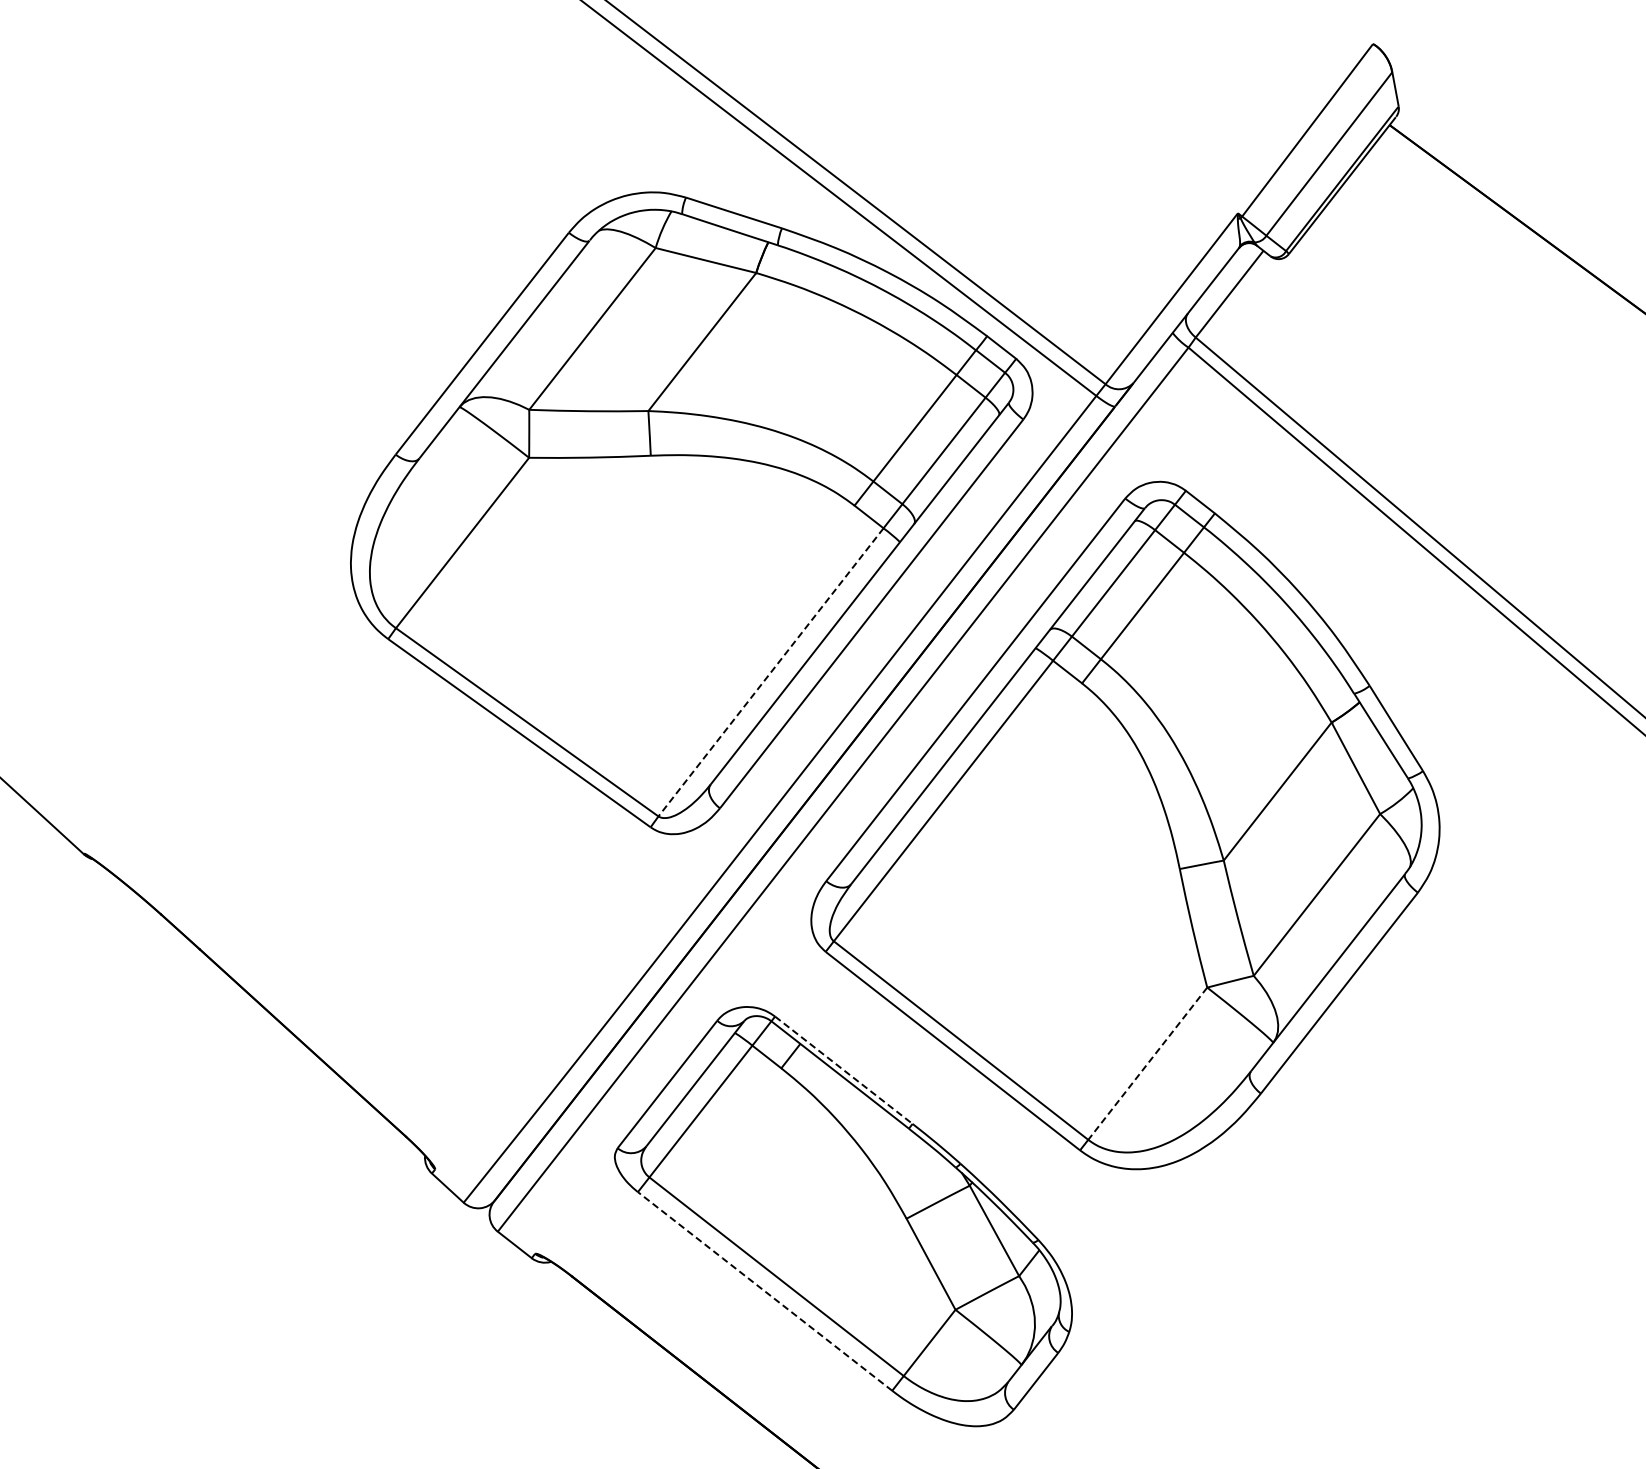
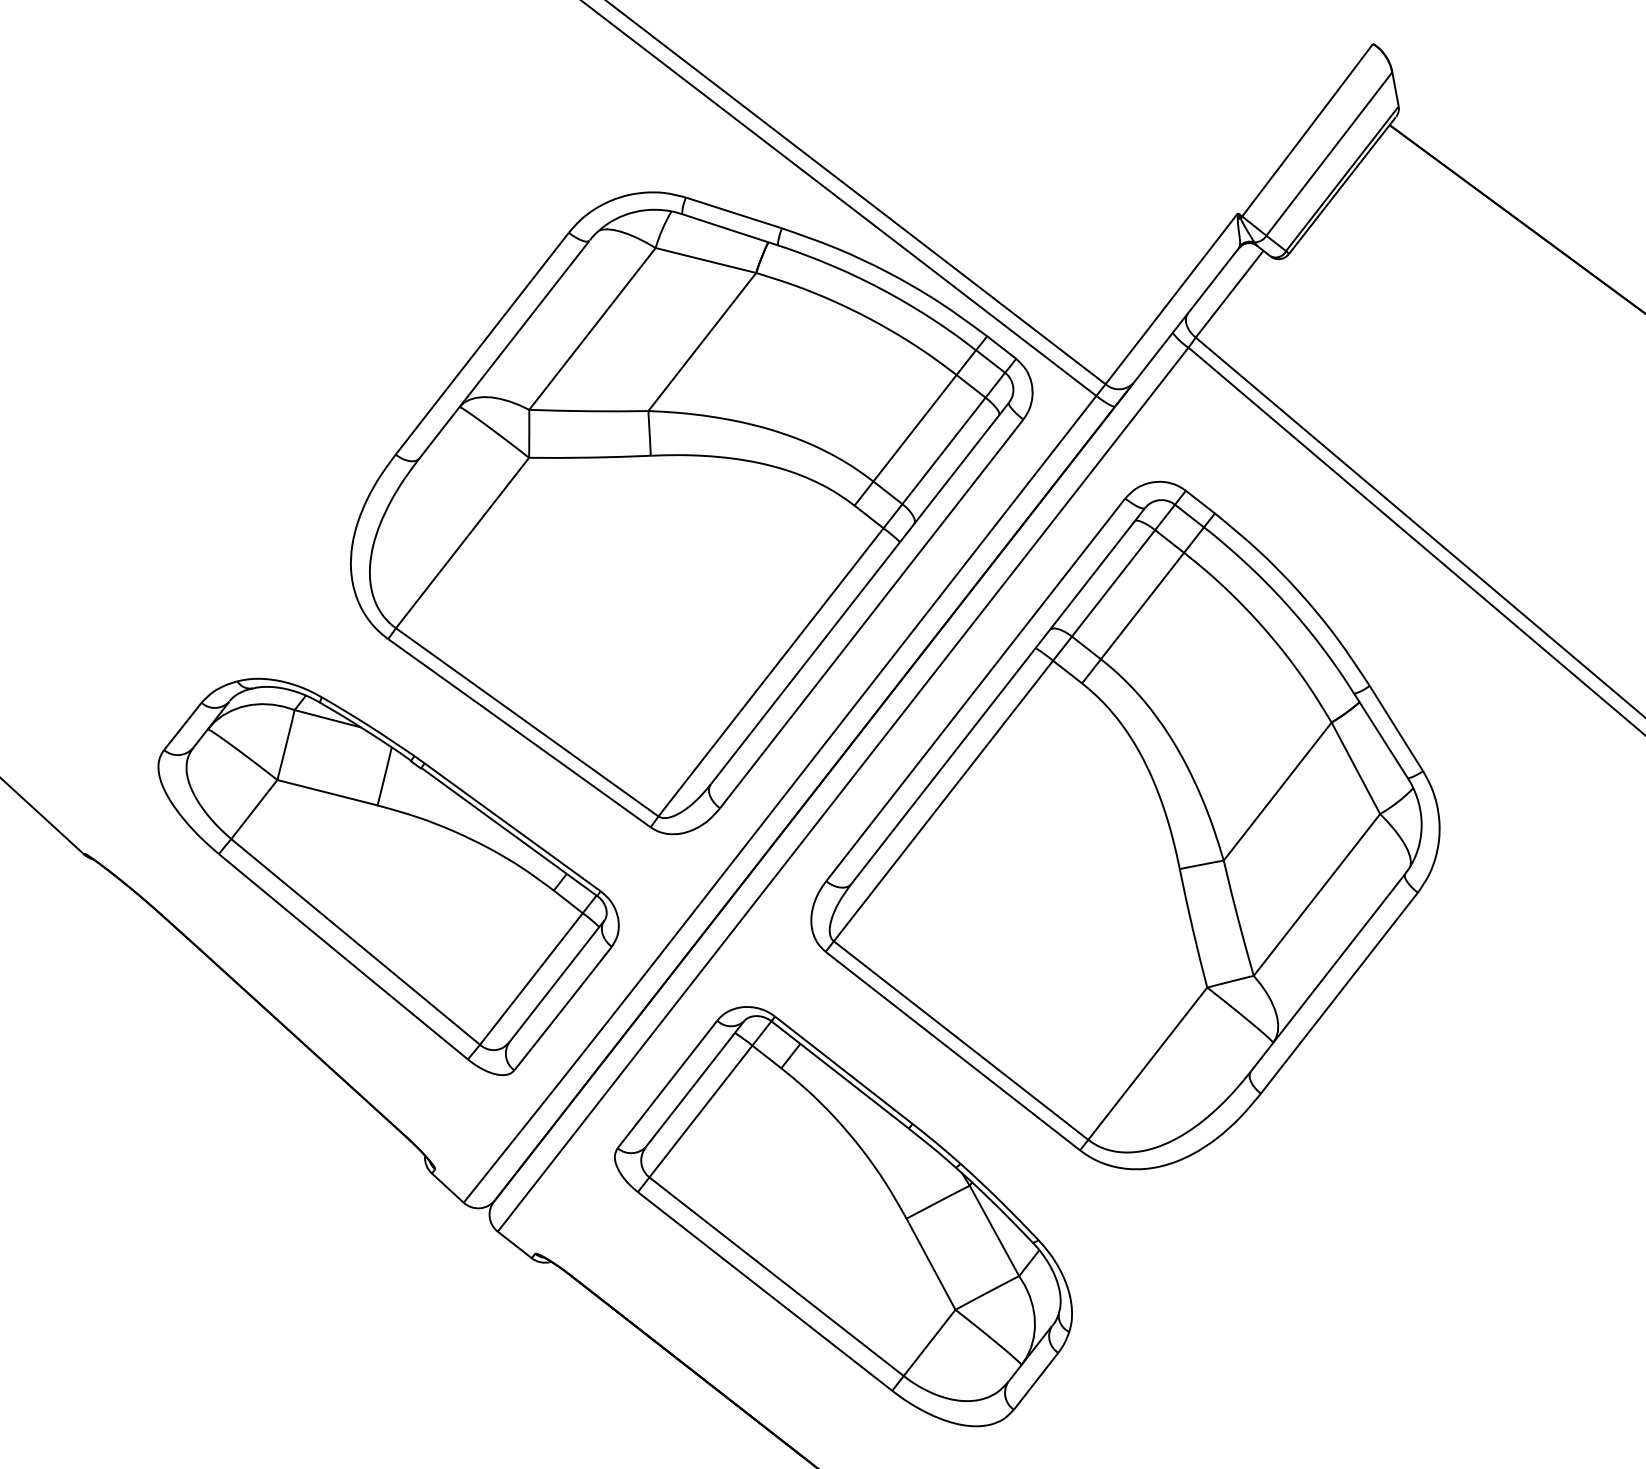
line: dashed -> solid (771, 672)
part: none -> present (388, 876)
line: dashed -> solid (1147, 1063)
line: dashed -> solid (843, 1070)
line: dashed -> solid (765, 1291)
